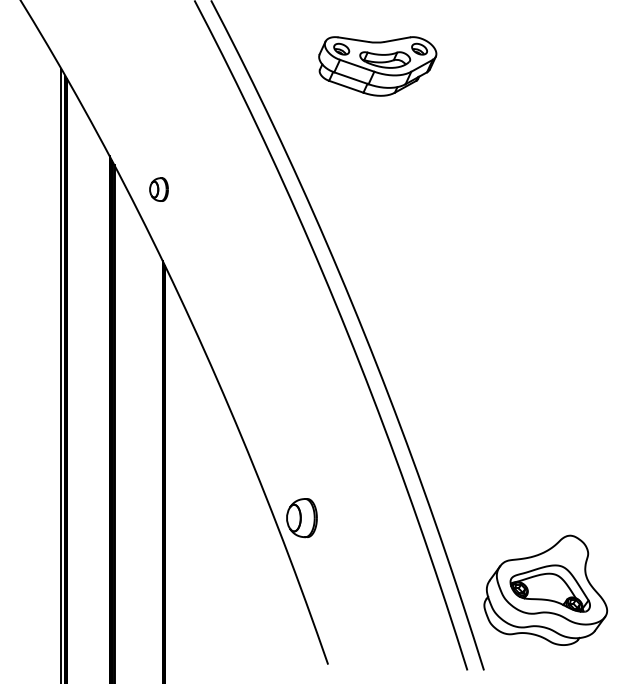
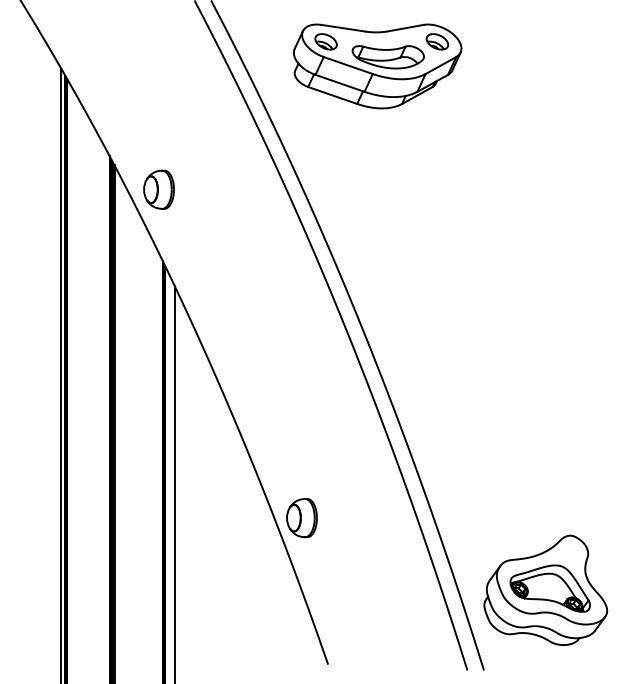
part size: 120x61 px -> 170x87 px (377, 66)
part size: 20x25 px -> 32x41 px (158, 189)
line: none -> present (174, 483)
